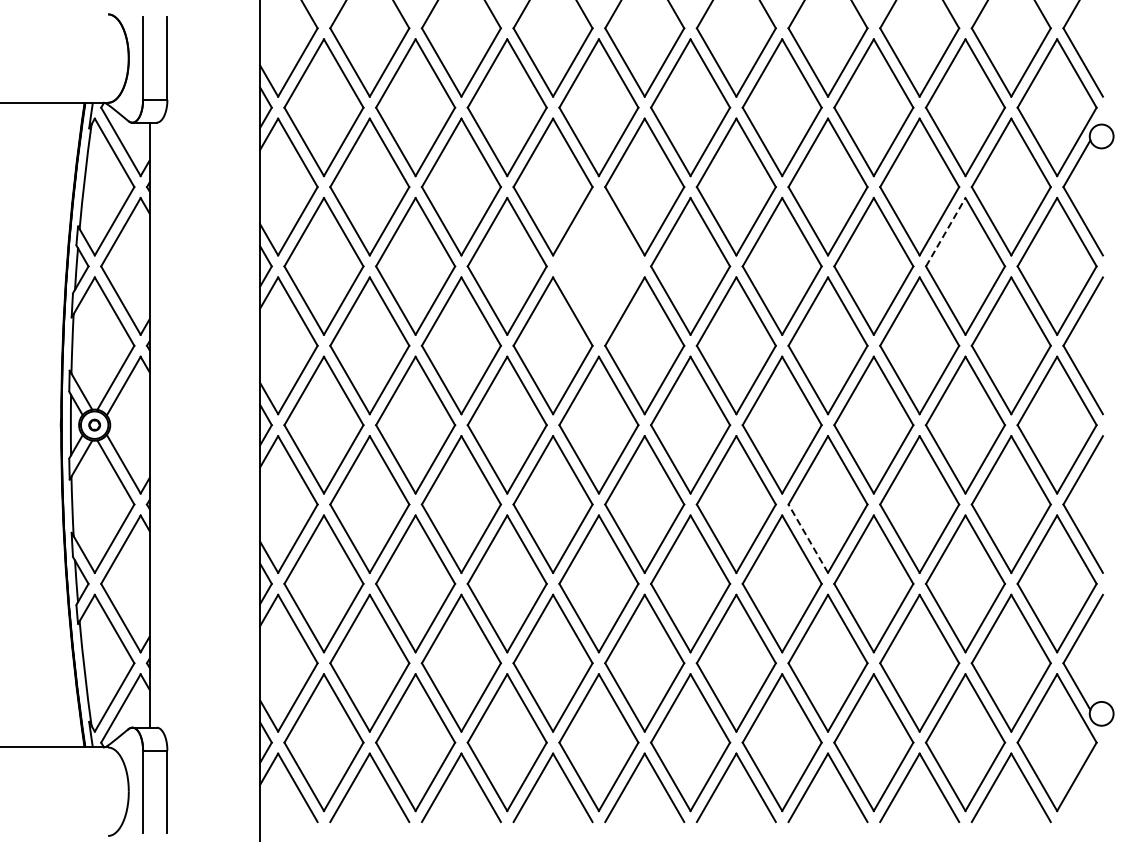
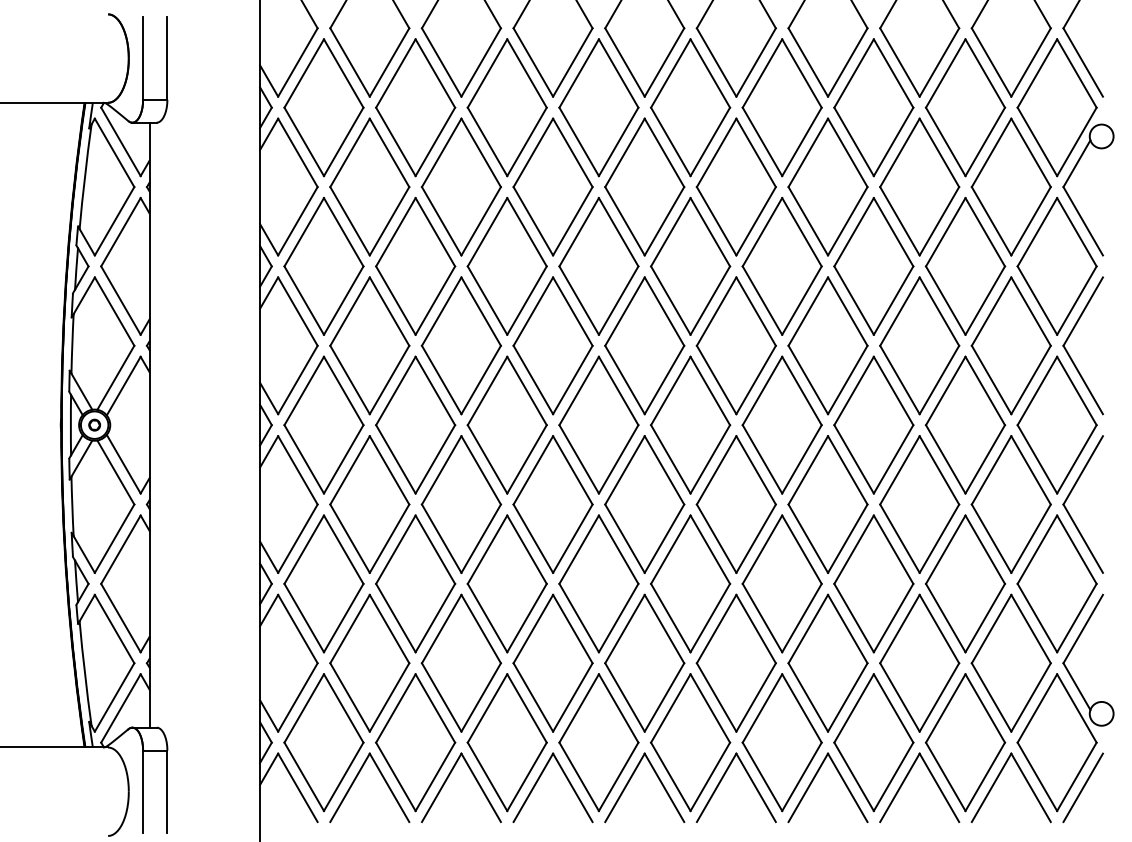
line: dashed -> solid (946, 231)
part: none -> present (598, 266)
line: dashed -> solid (808, 538)
line: none -> present (1082, 787)
